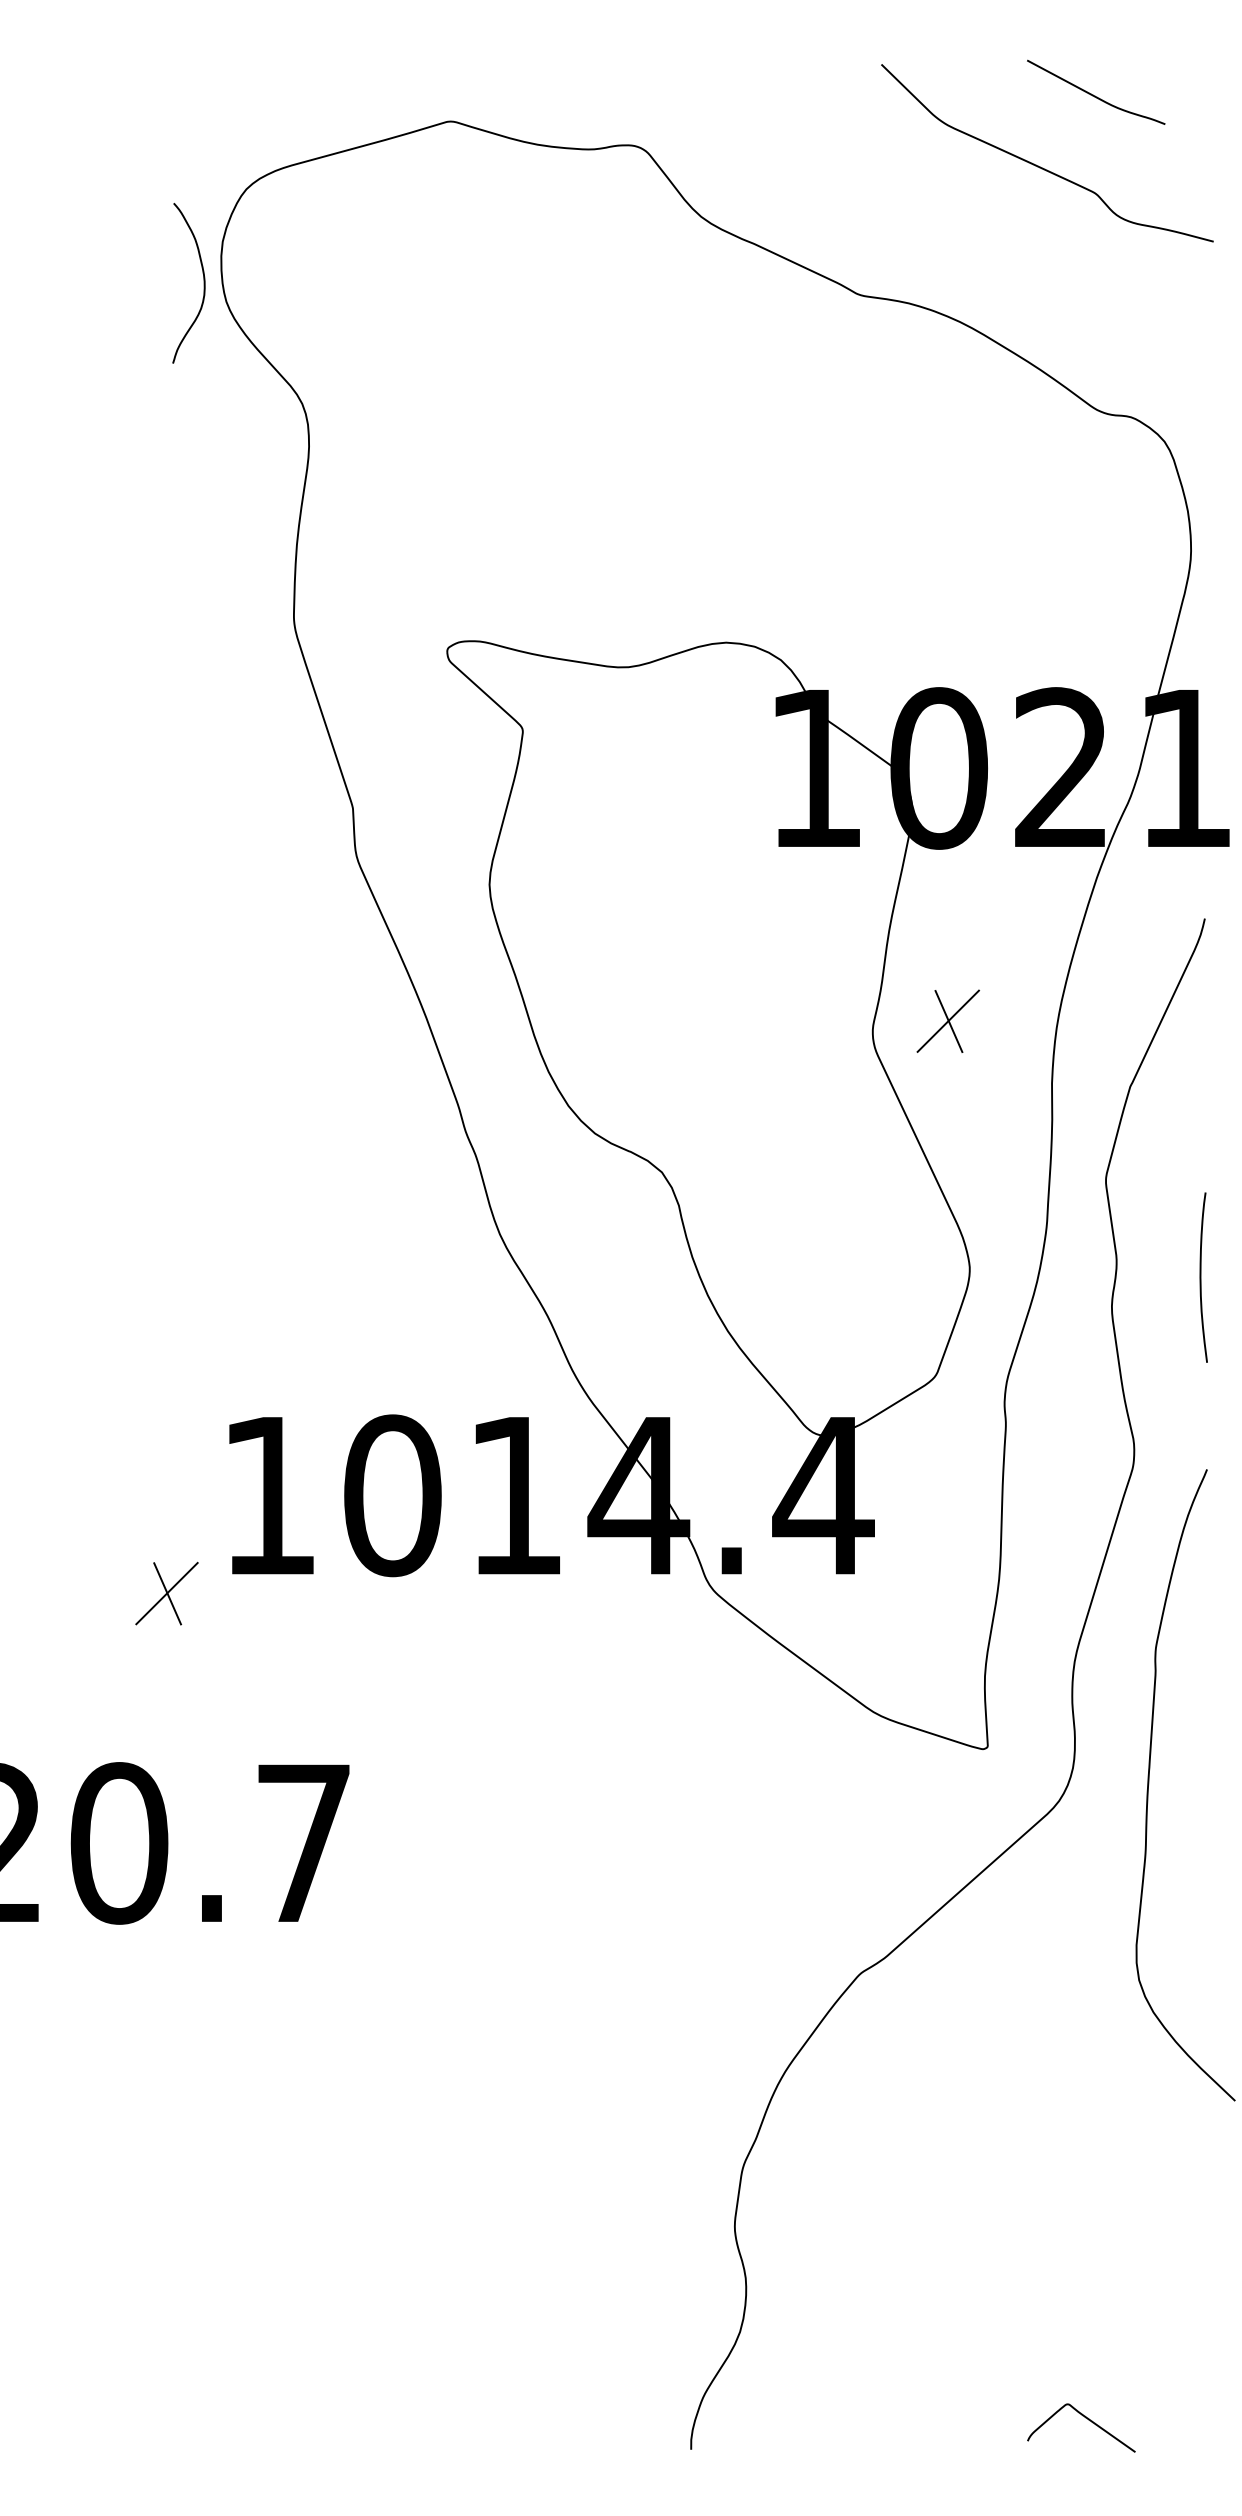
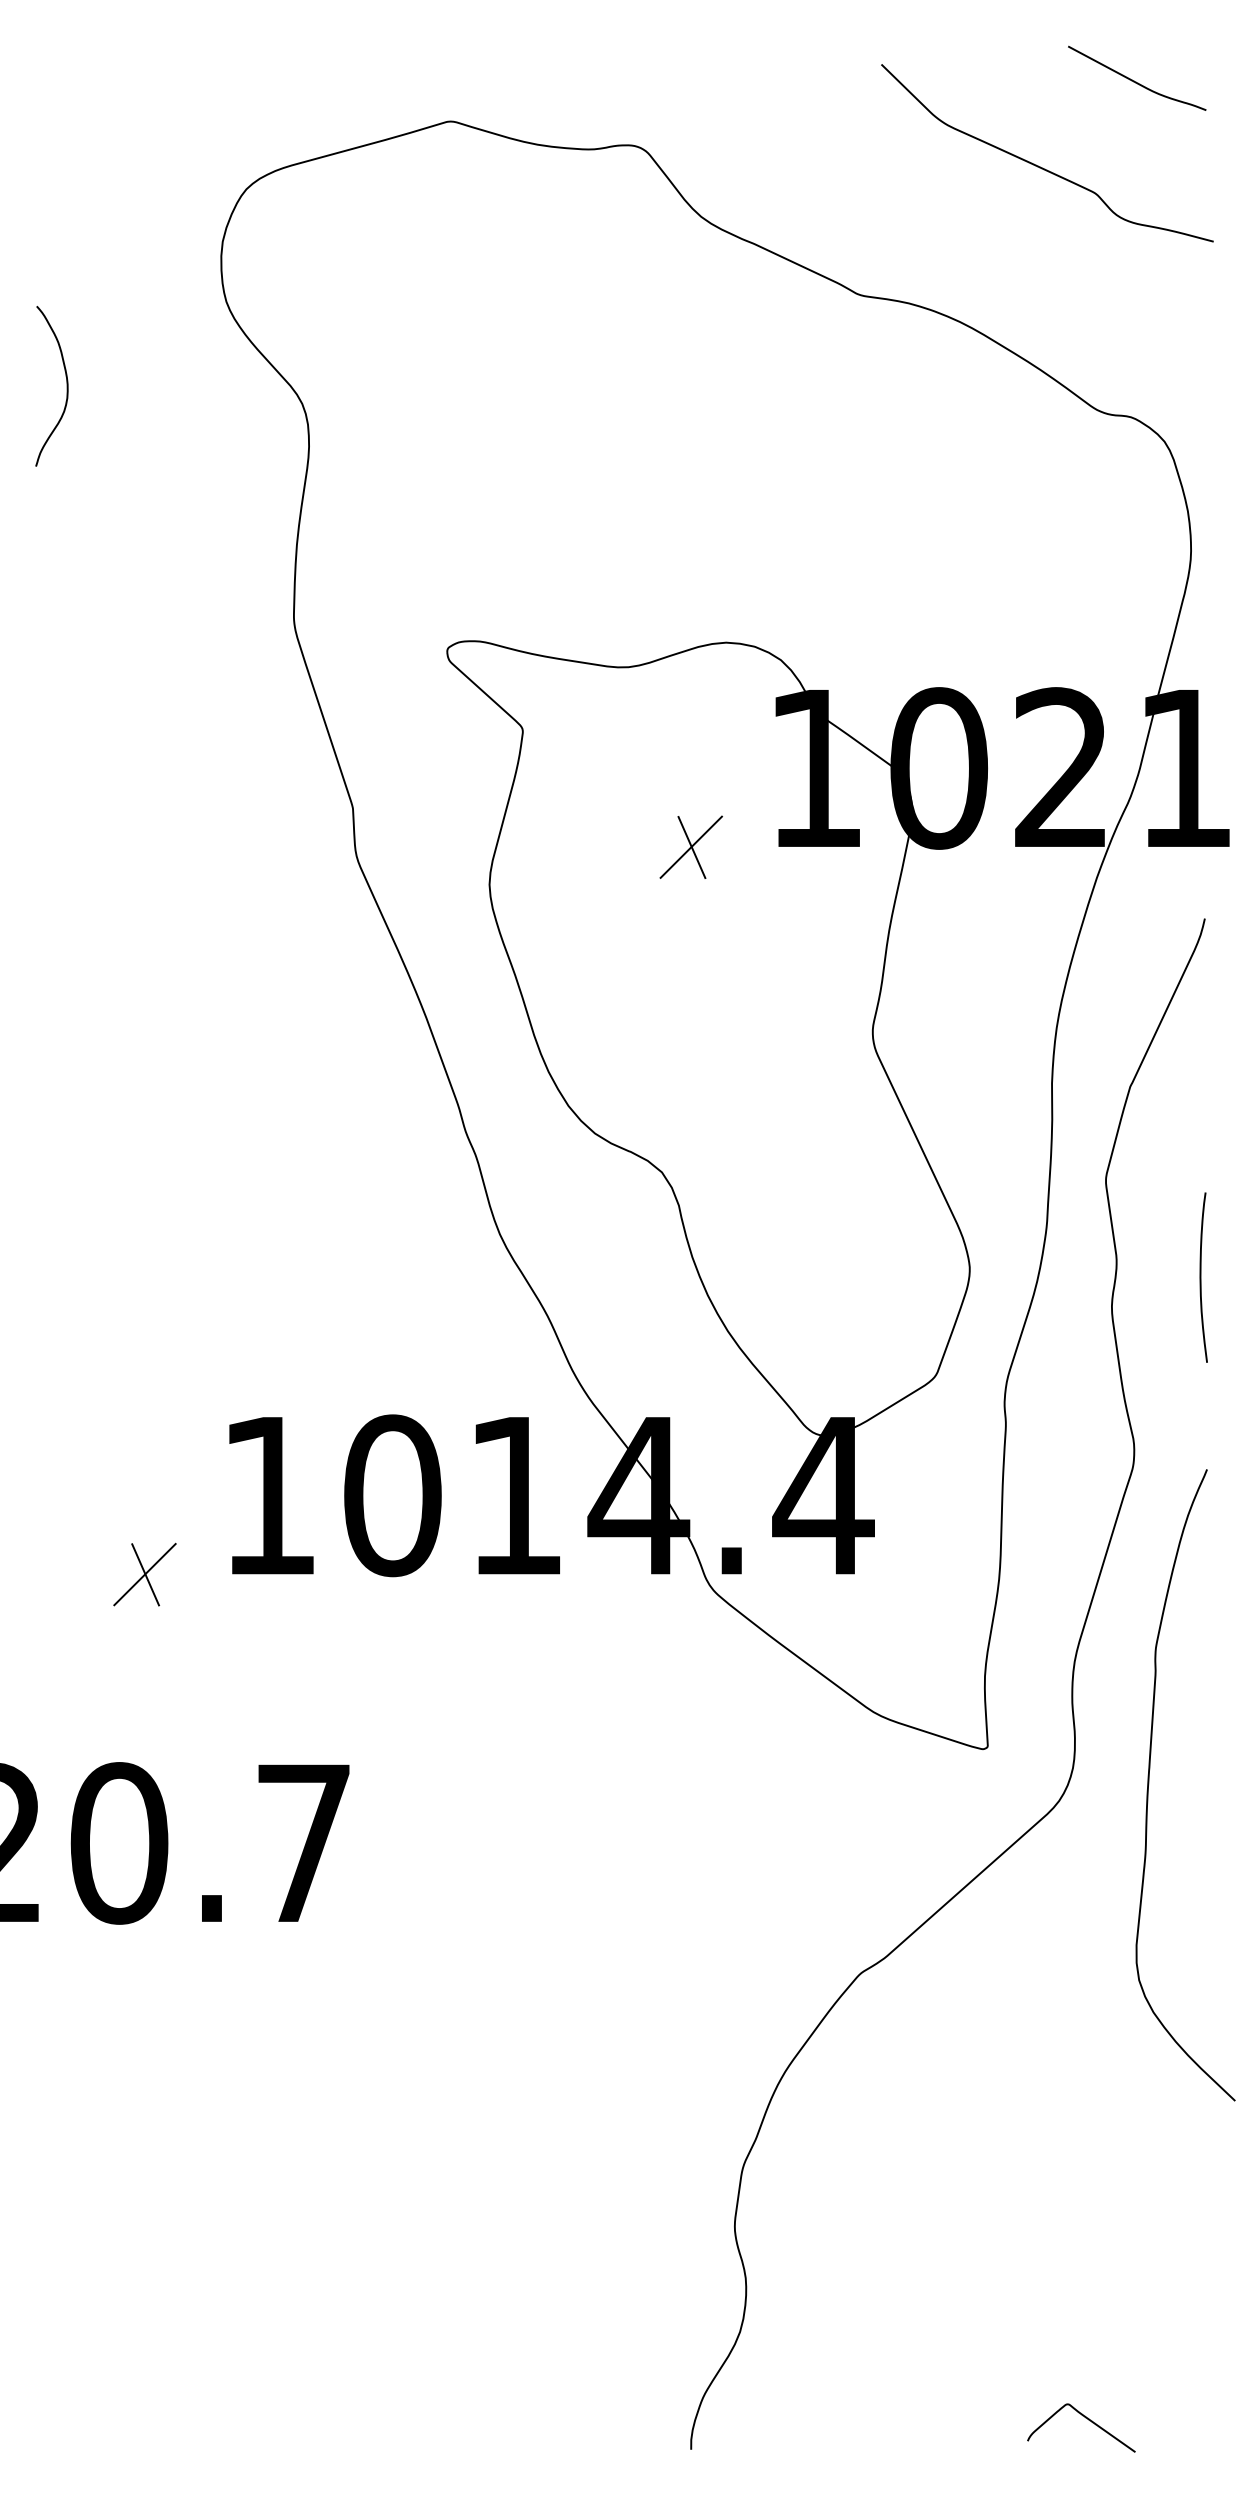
curve position: (1095, 95) -> (1136, 81) (1136, 81)
curve position: (203, 283) -> (66, 386) (66, 386)
part position: (947, 1020) -> (690, 846) (690, 846)
part position: (166, 1593) -> (144, 1574) (144, 1574)
